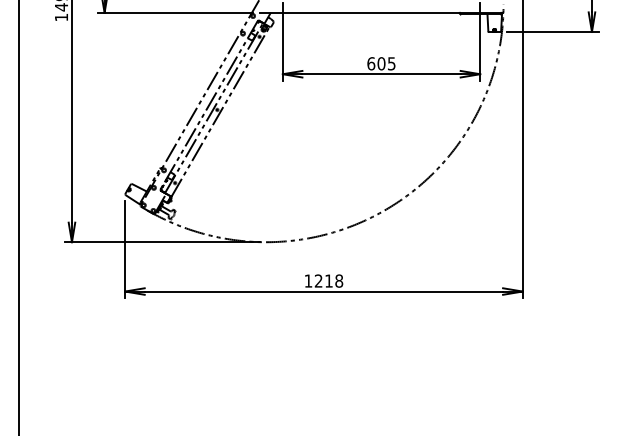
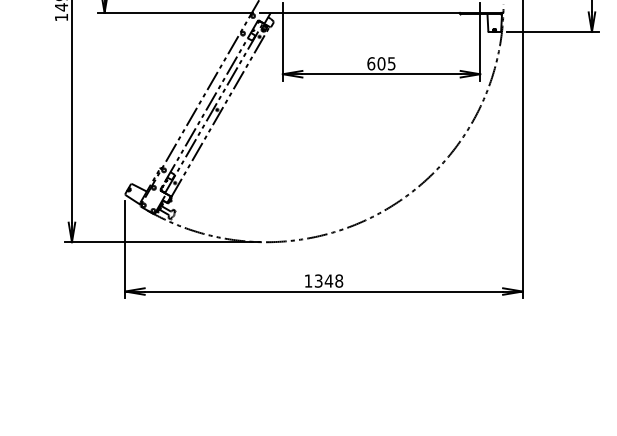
line: present -> none (18, 217)
text: 1218 -> 1348 (324, 280)
